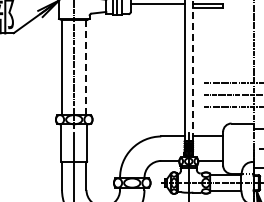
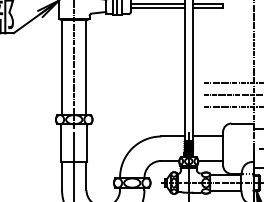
line: none -> present (157, 8)
line: dashed -> solid (86, 68)
line: dashed -> solid (192, 71)
